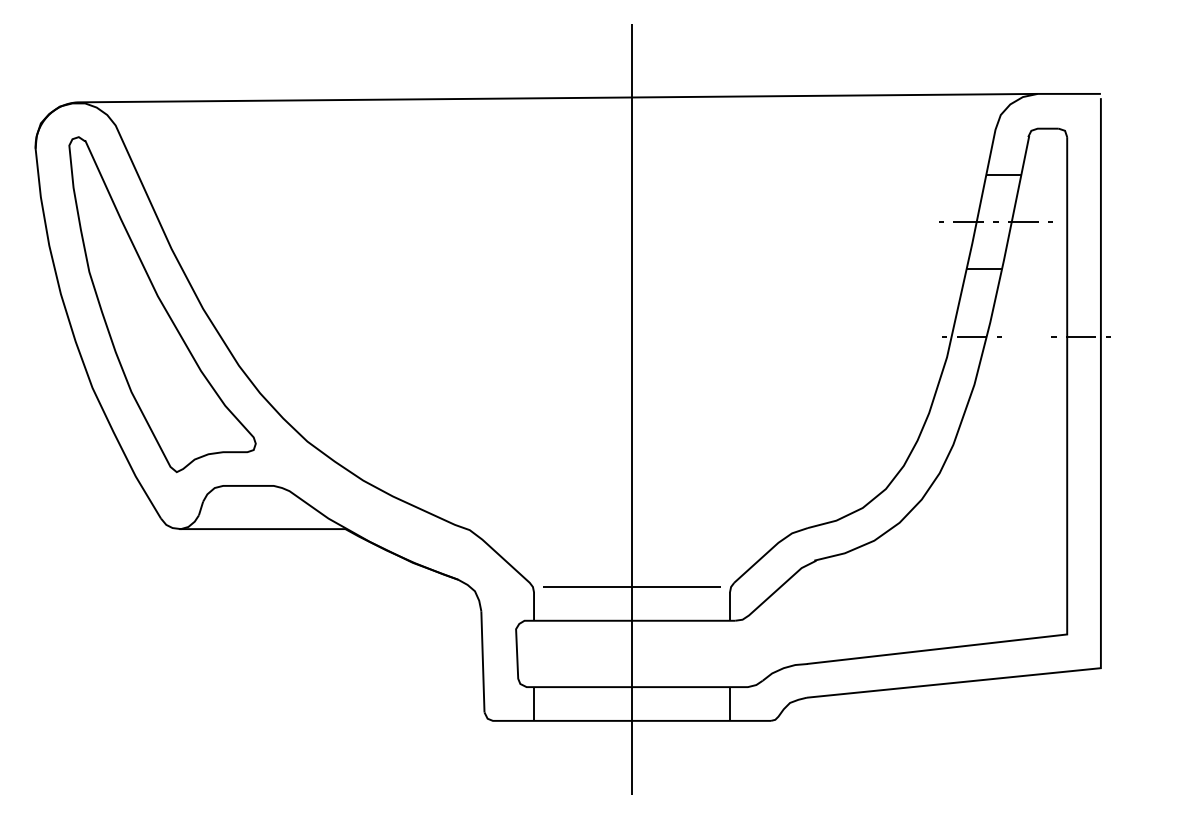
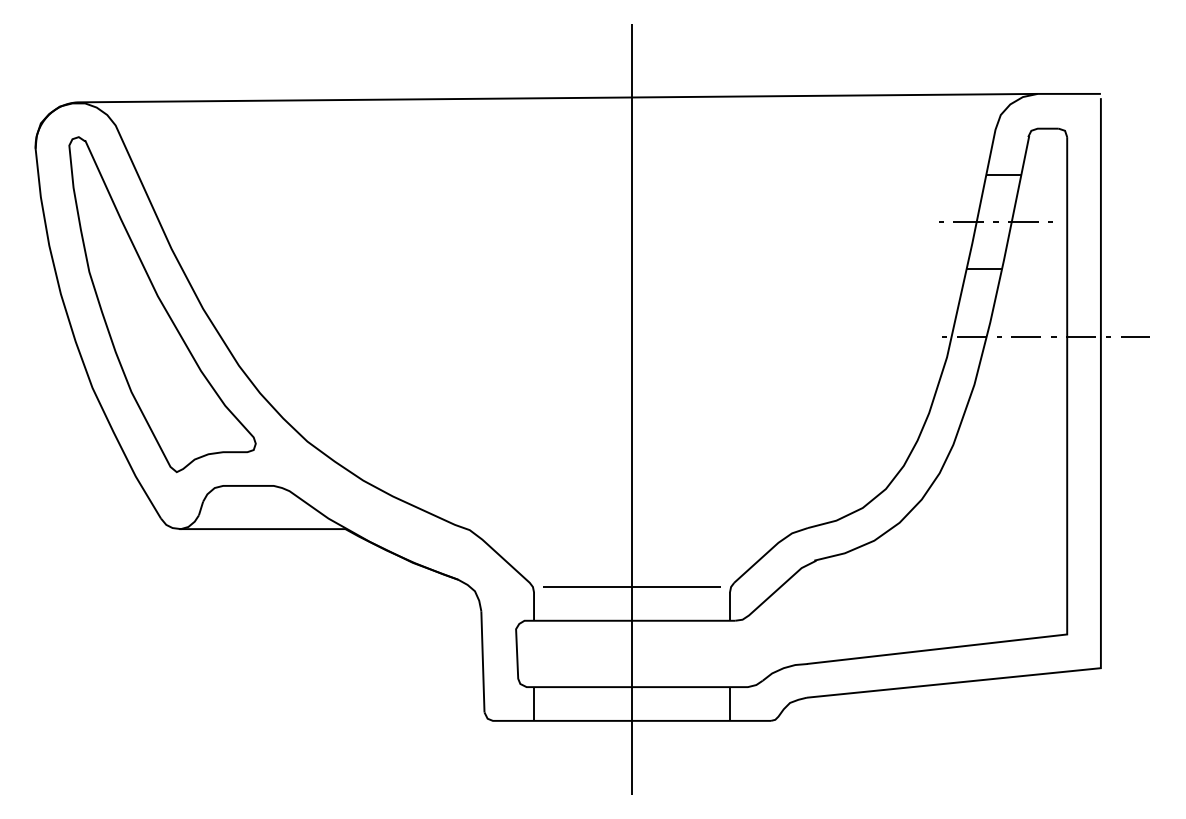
line: none -> present (1025, 336)
line: none -> present (1135, 336)
